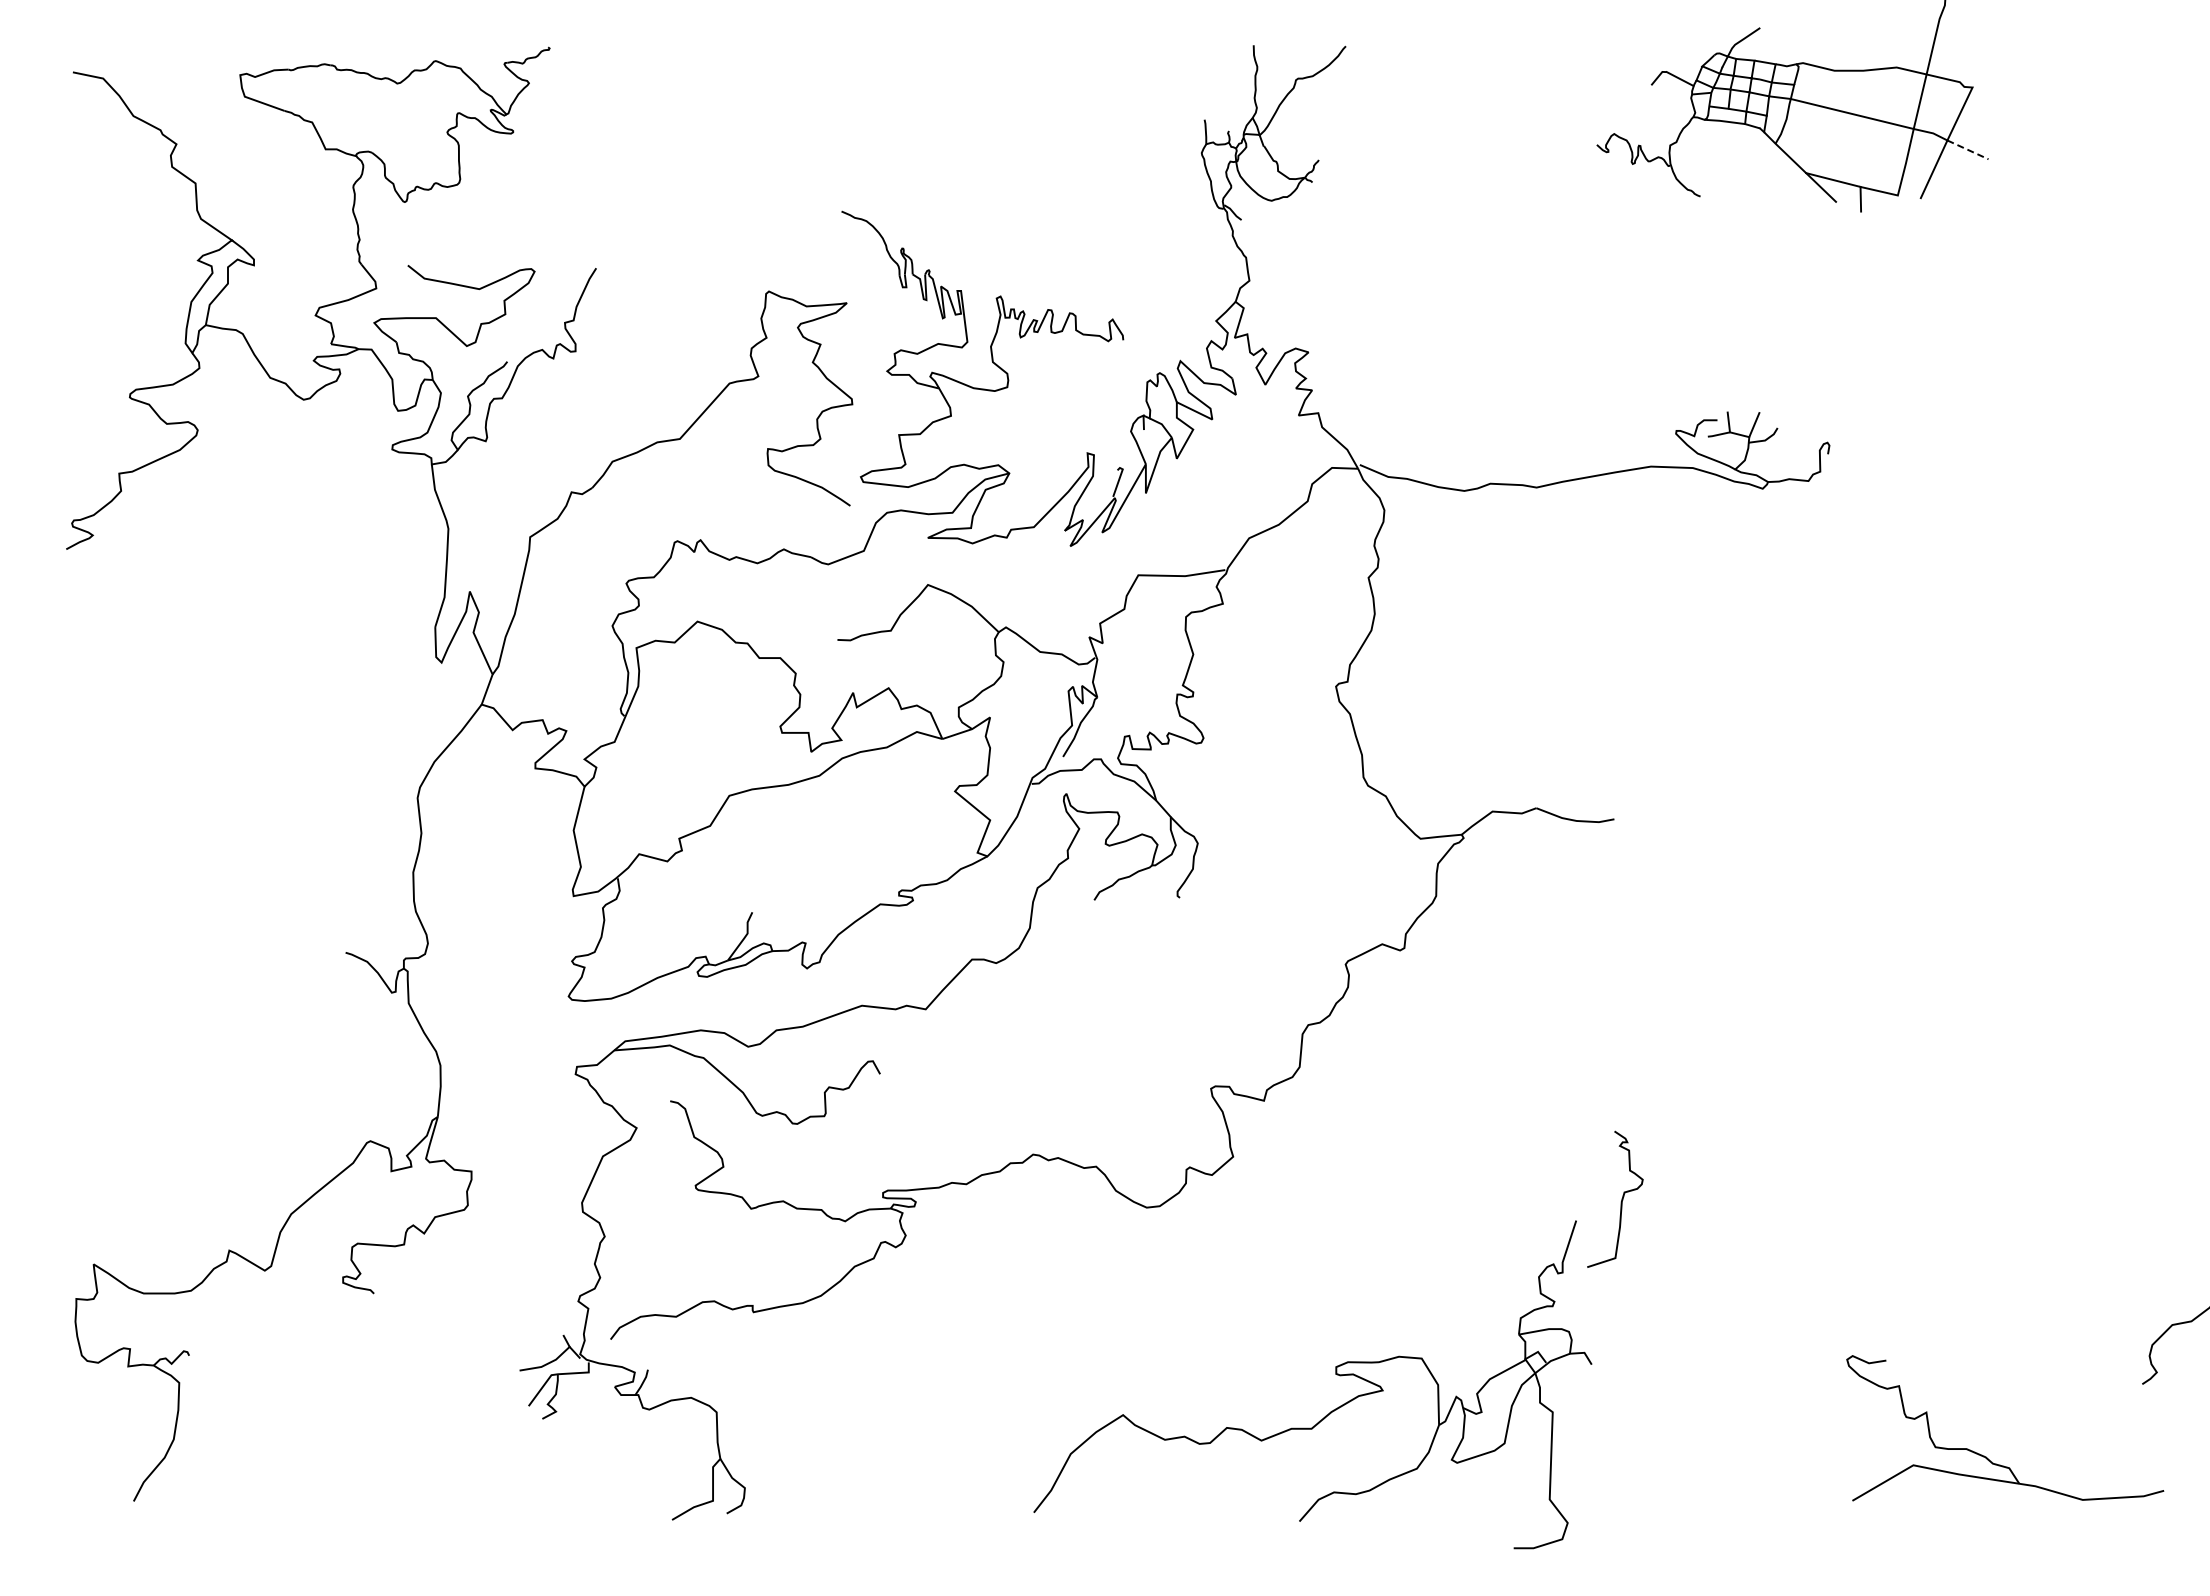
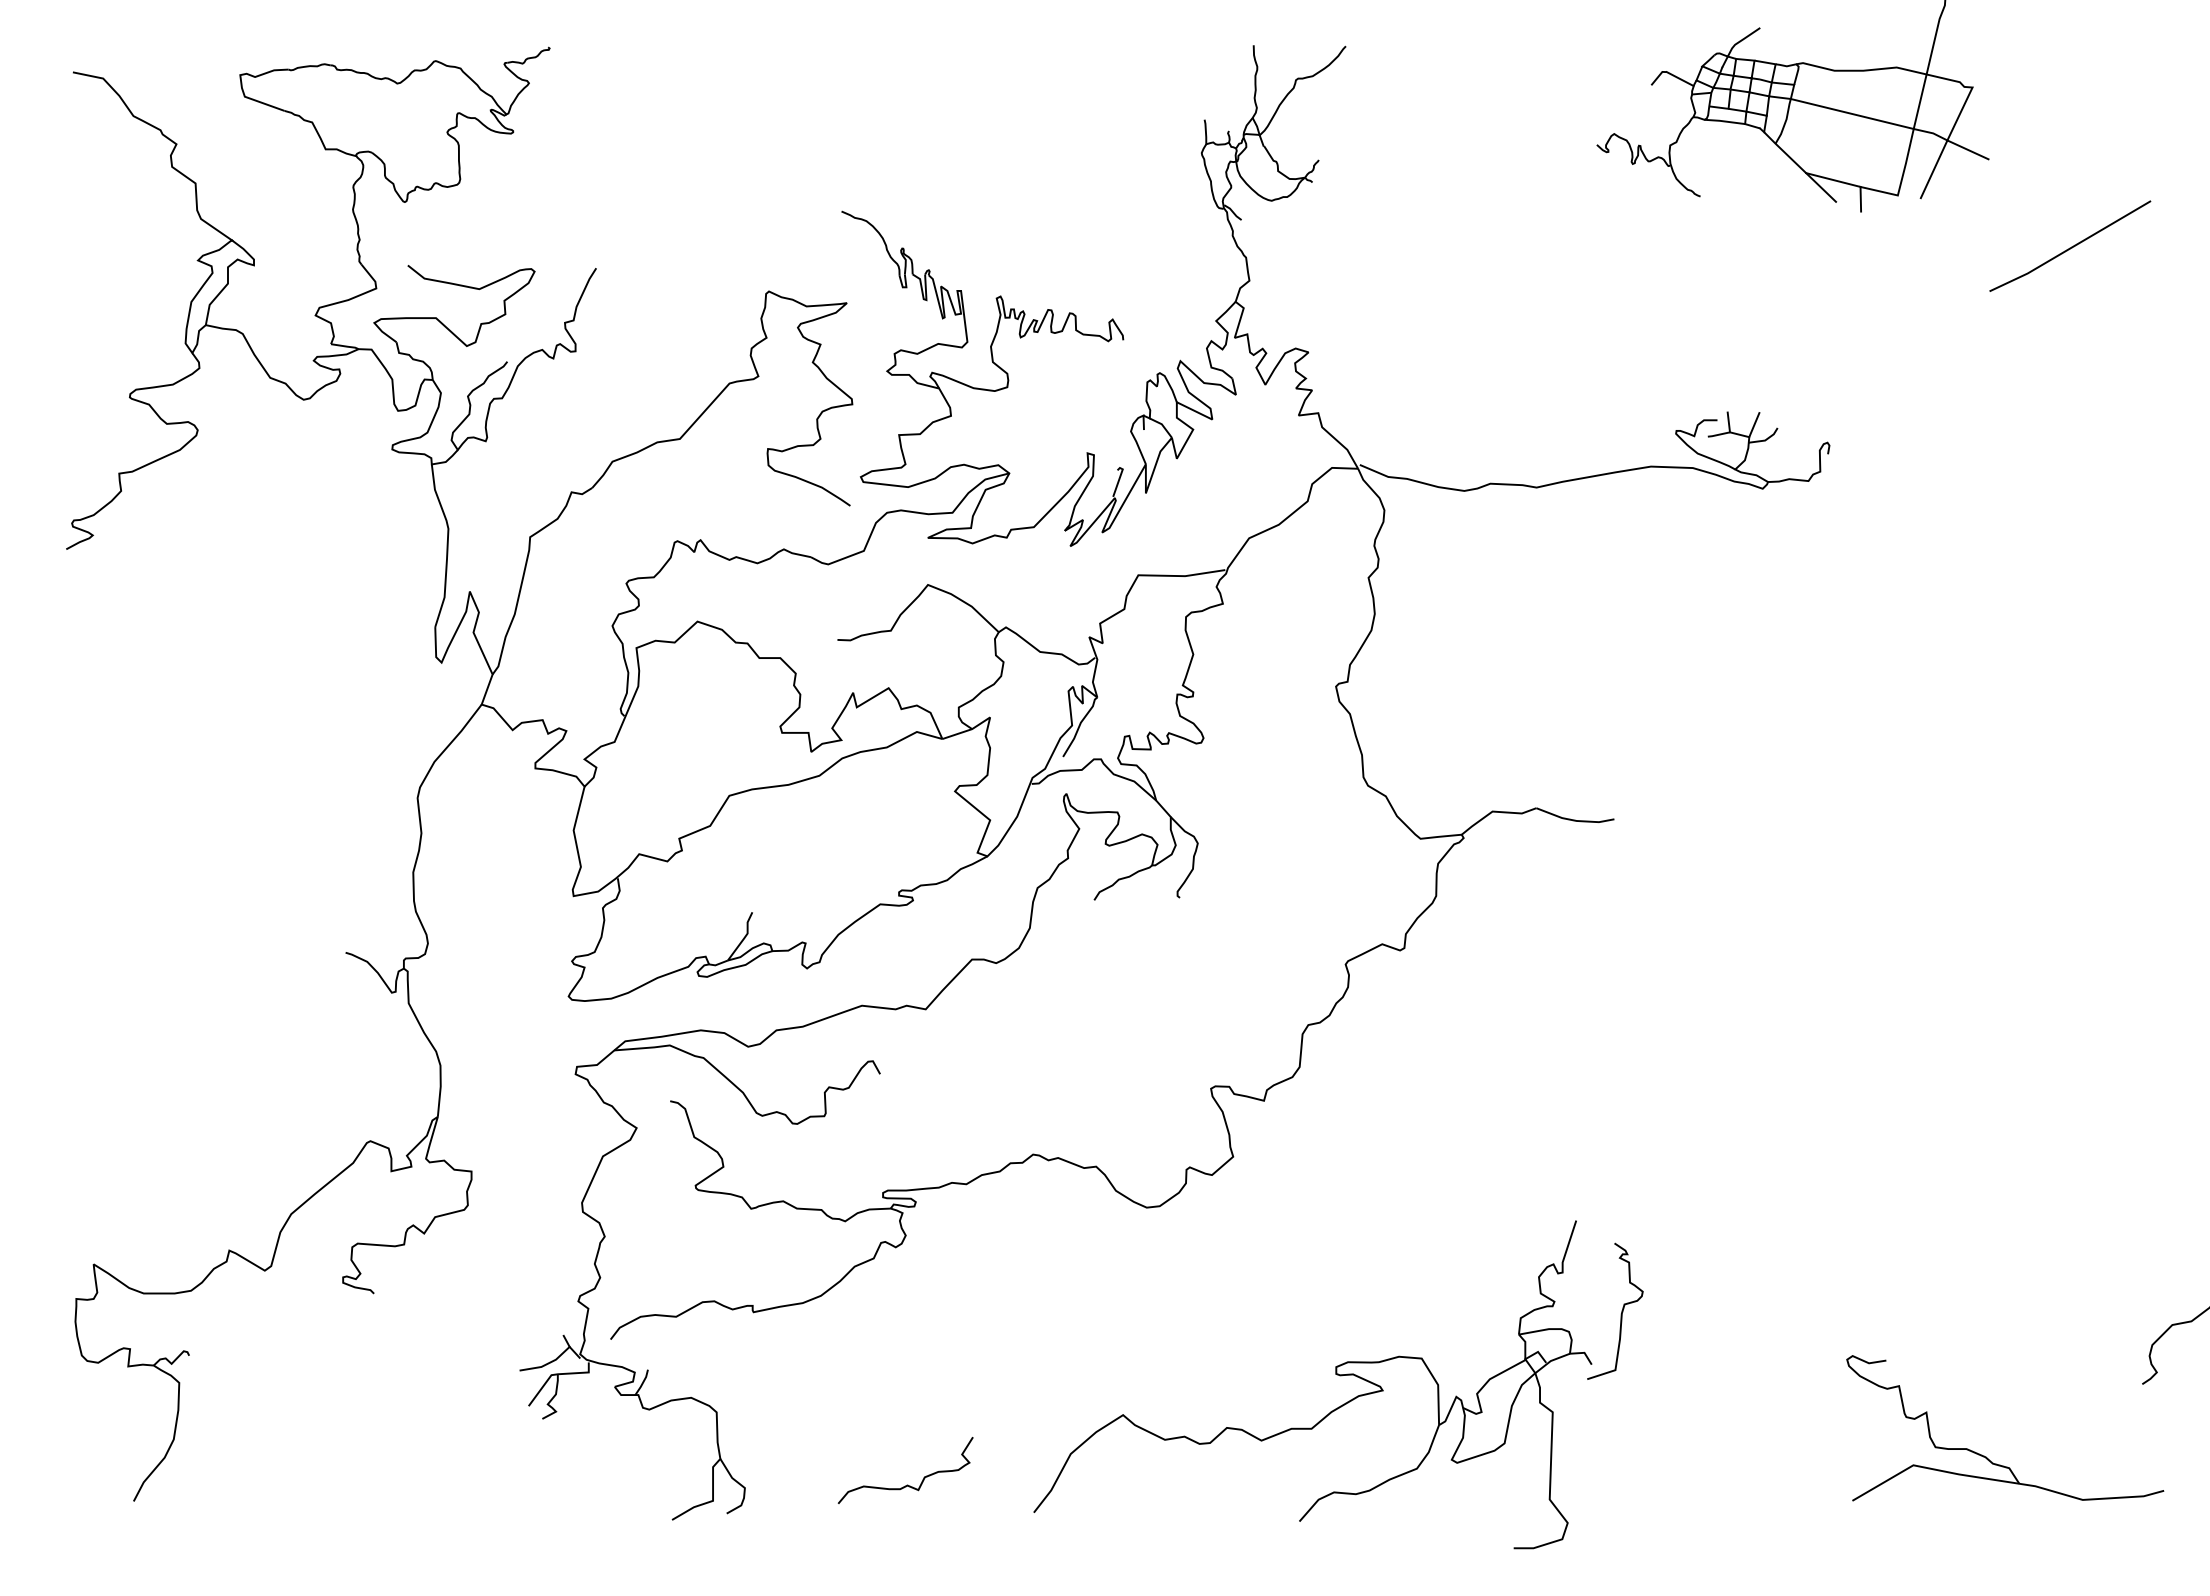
line: dashed -> solid (1967, 149)
line: none -> present (2071, 246)
curve position: (1621, 1198) -> (1621, 1310) (1621, 1310)
curve: none -> present (907, 1484)
